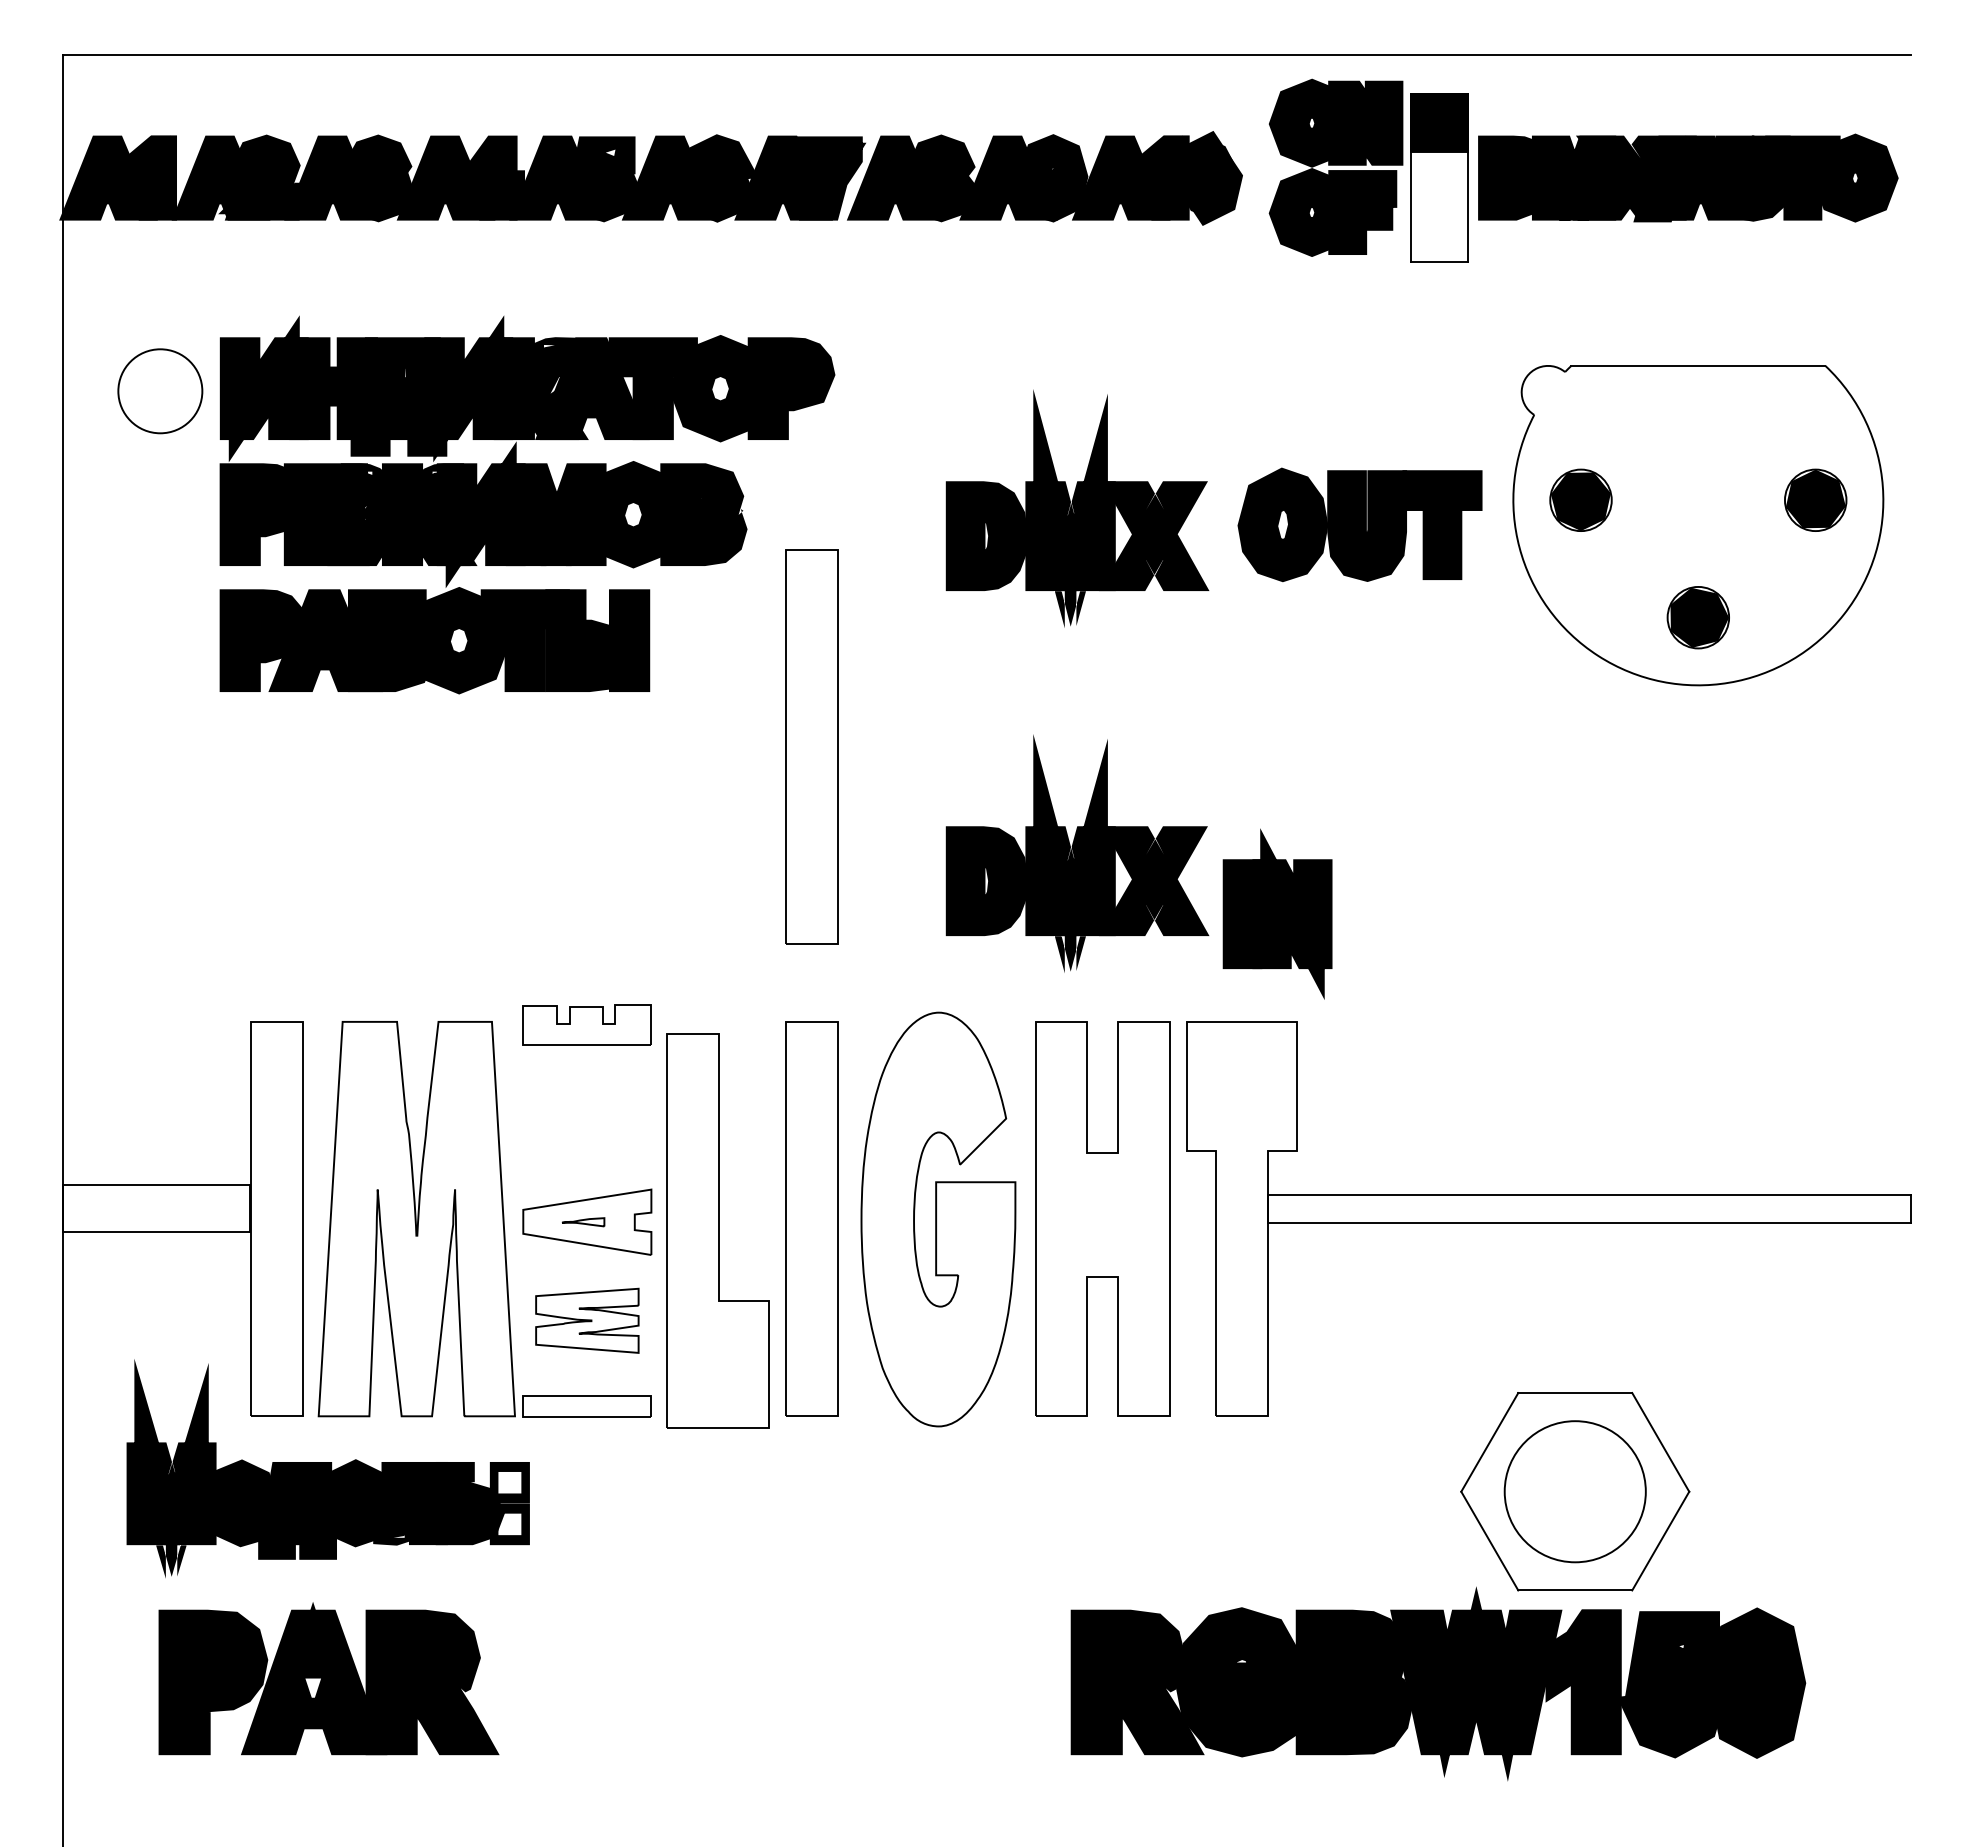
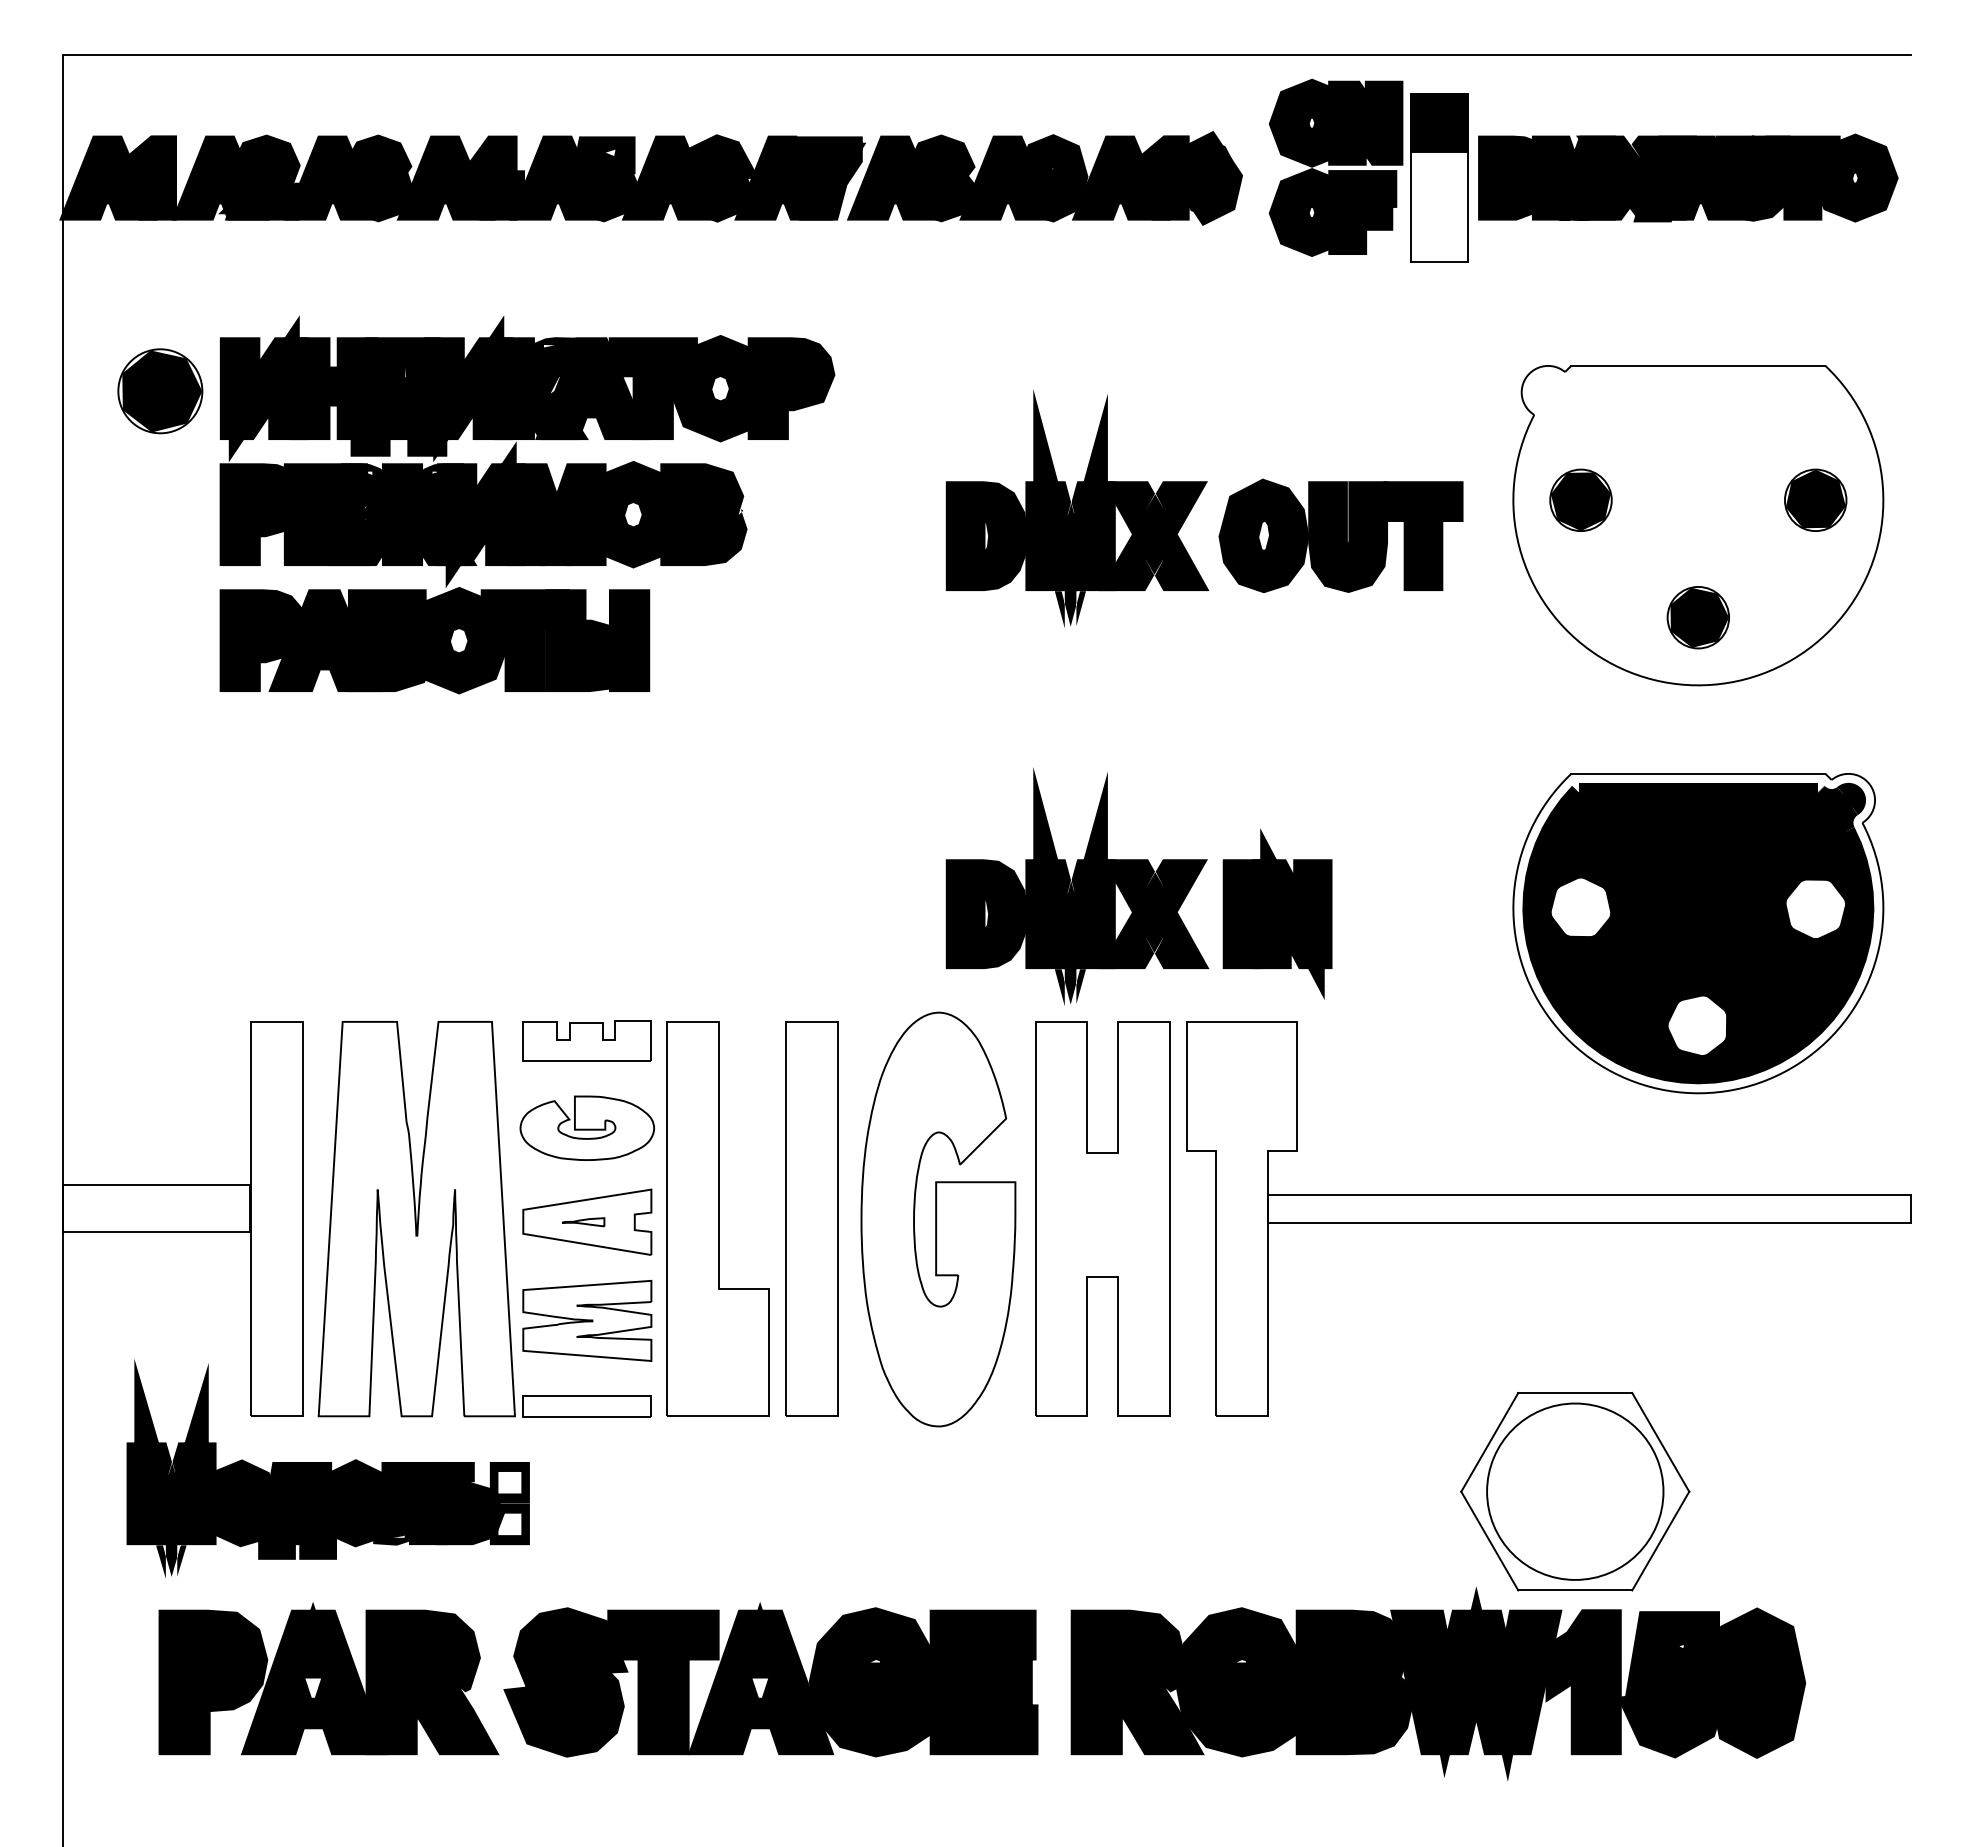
fill: none -> present (162, 391)
part position: (1359, 524) -> (1340, 535) (1340, 535)
part: present -> none (811, 746)
part position: (1077, 853) -> (1077, 886) (1077, 886)
part: none -> present (1698, 933)
part position: (586, 1024) -> (586, 1040) (586, 1040)
part: none -> present (586, 1127)
part position: (717, 1230) -> (717, 1218) (717, 1218)
part size: 105x67 px -> 131x83 px (587, 1320)
circle diameter: 141 px -> 176 px (1575, 1491)
part: none -> present (770, 1679)
